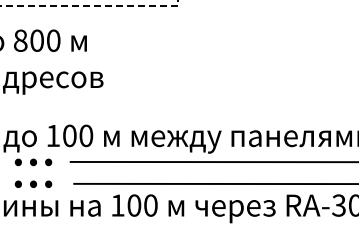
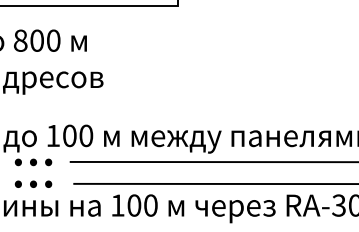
line: dashed -> solid (92, 6)
